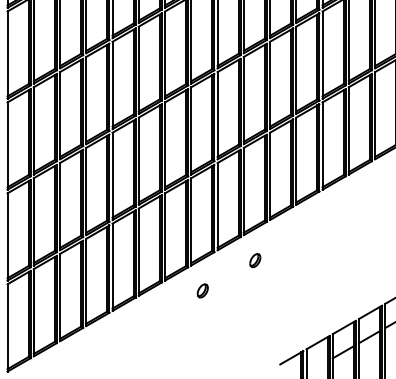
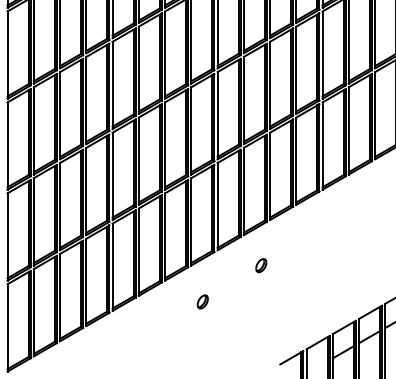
part position: (255, 260) -> (261, 265) (261, 265)
part position: (202, 290) -> (202, 301) (202, 301)
